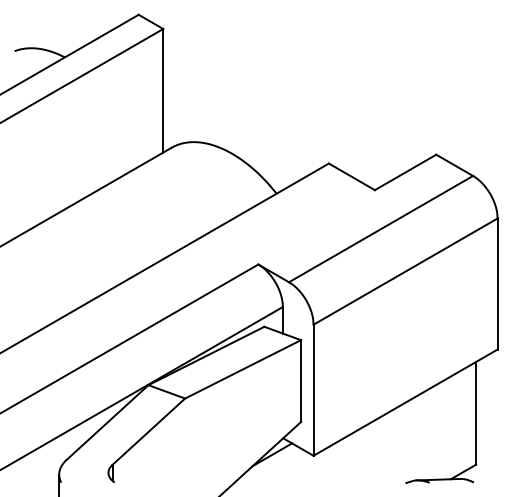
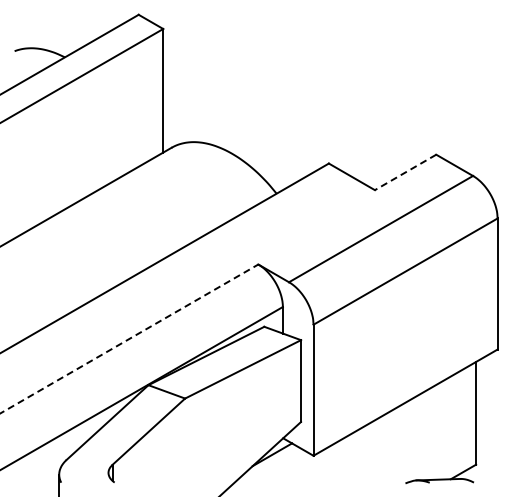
line: solid -> dashed (405, 172)
line: solid -> dashed (129, 338)
